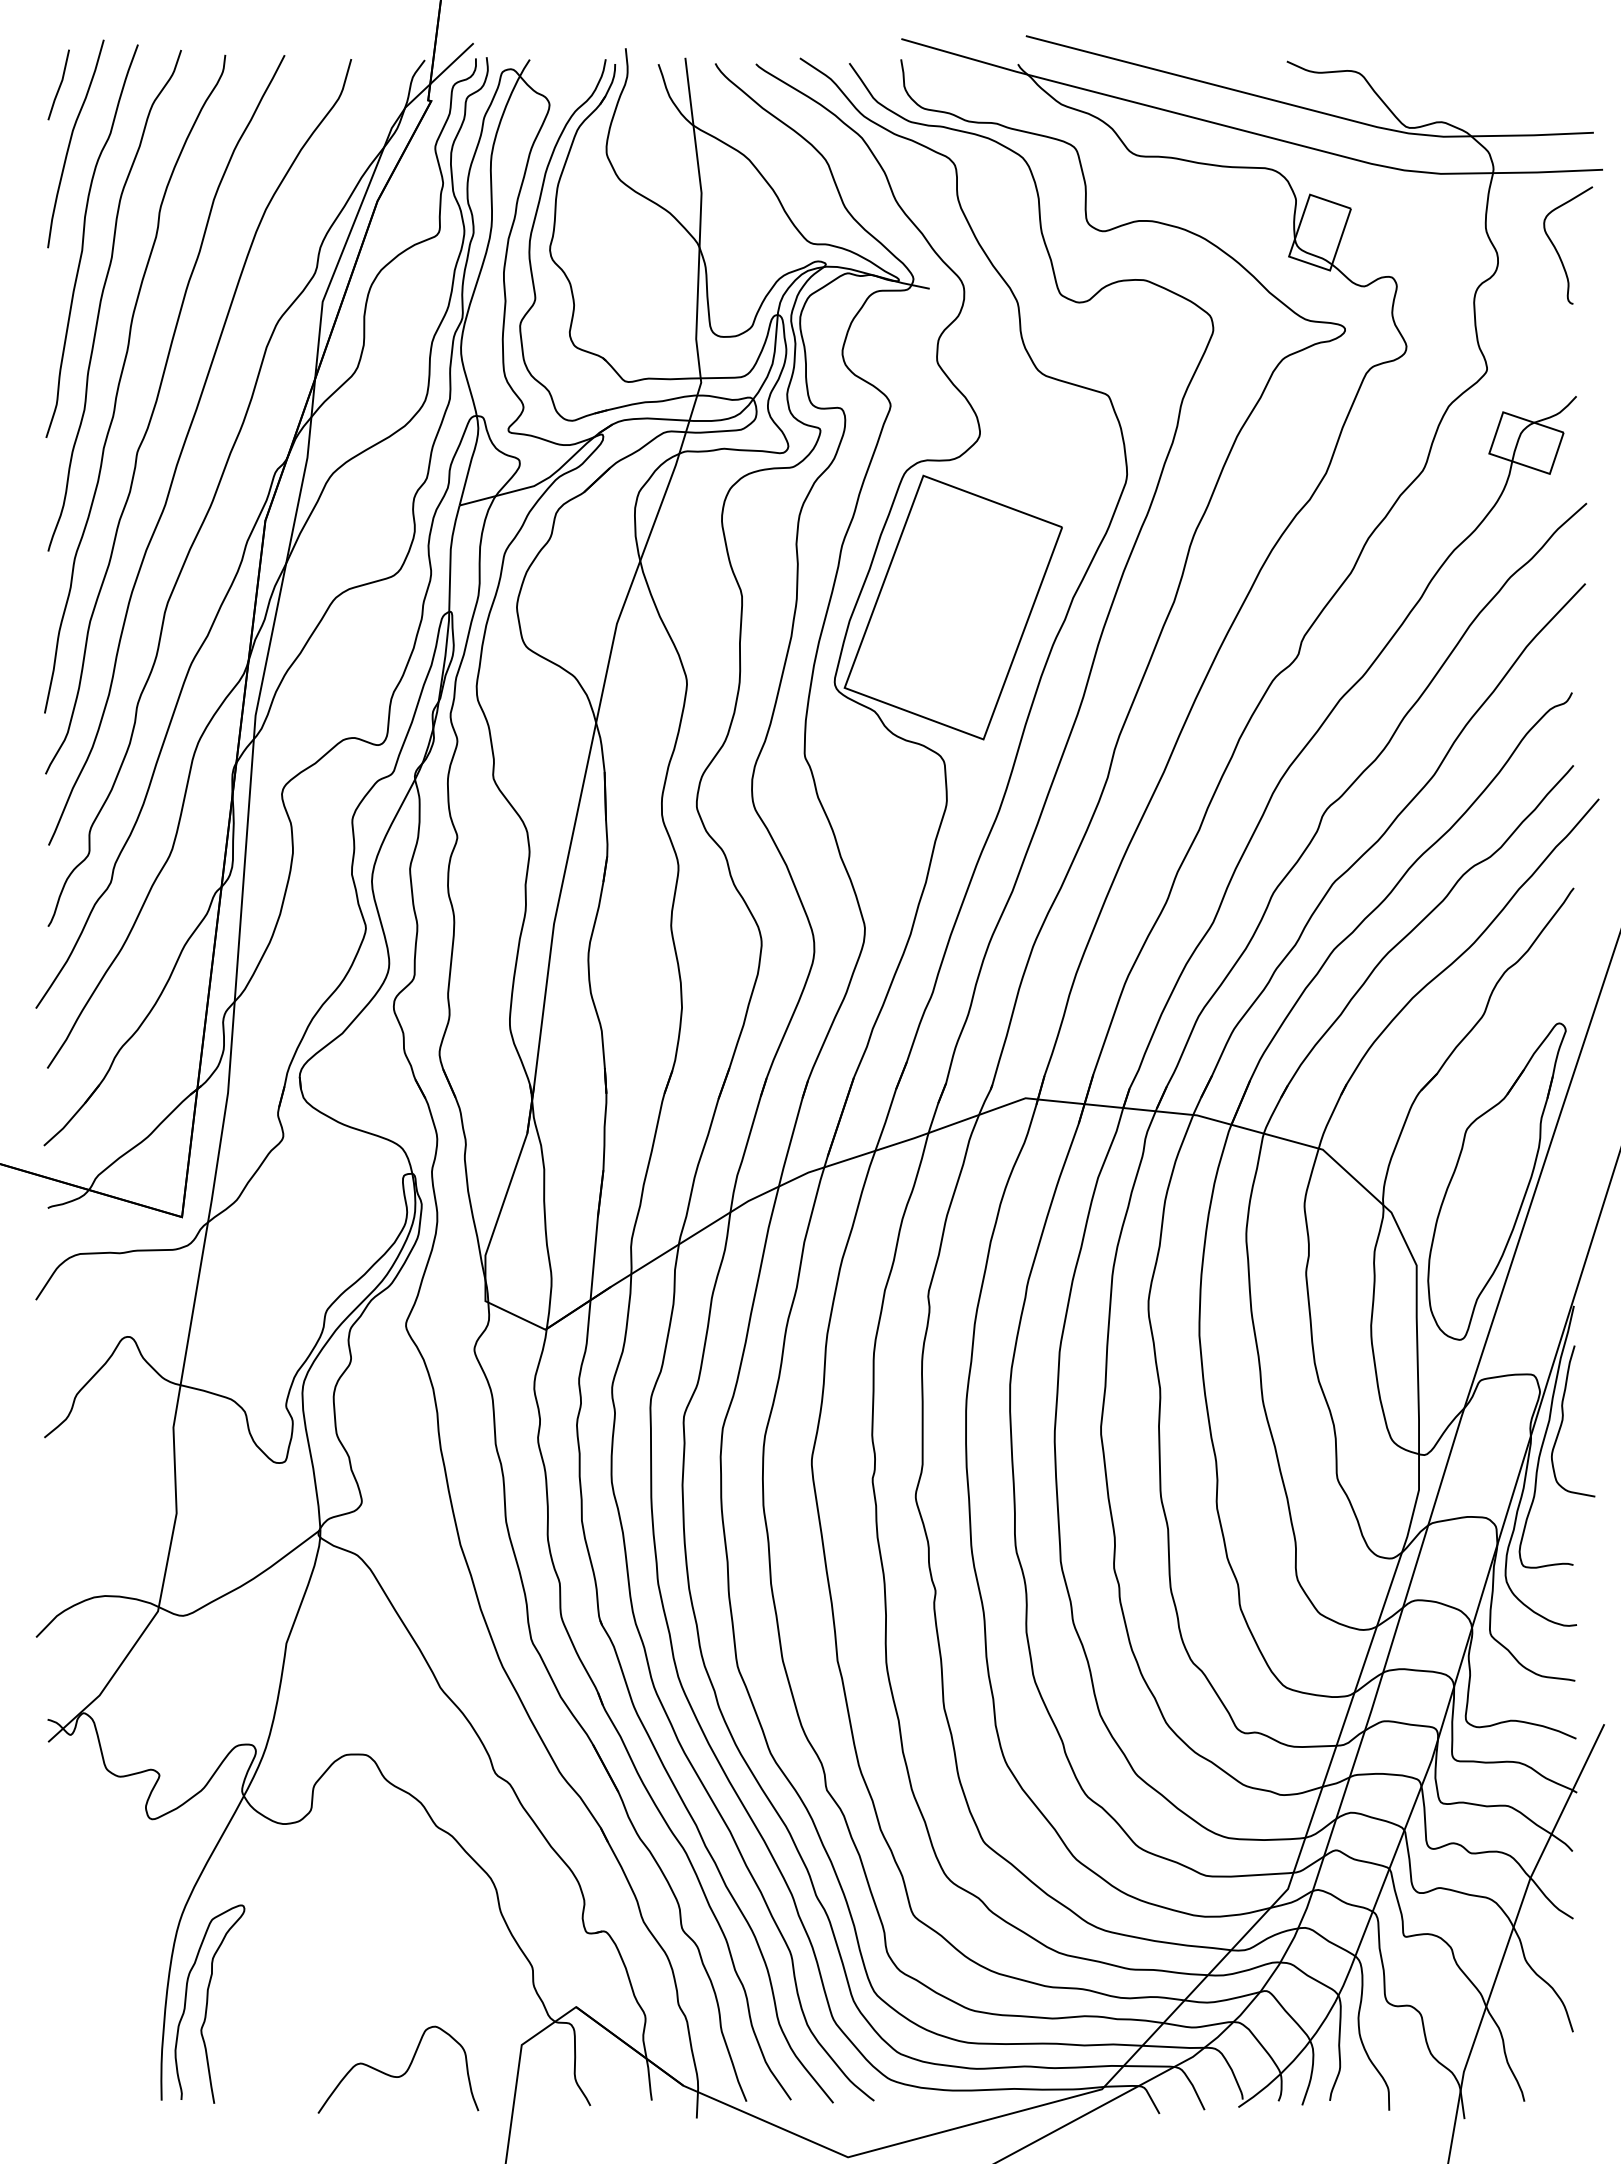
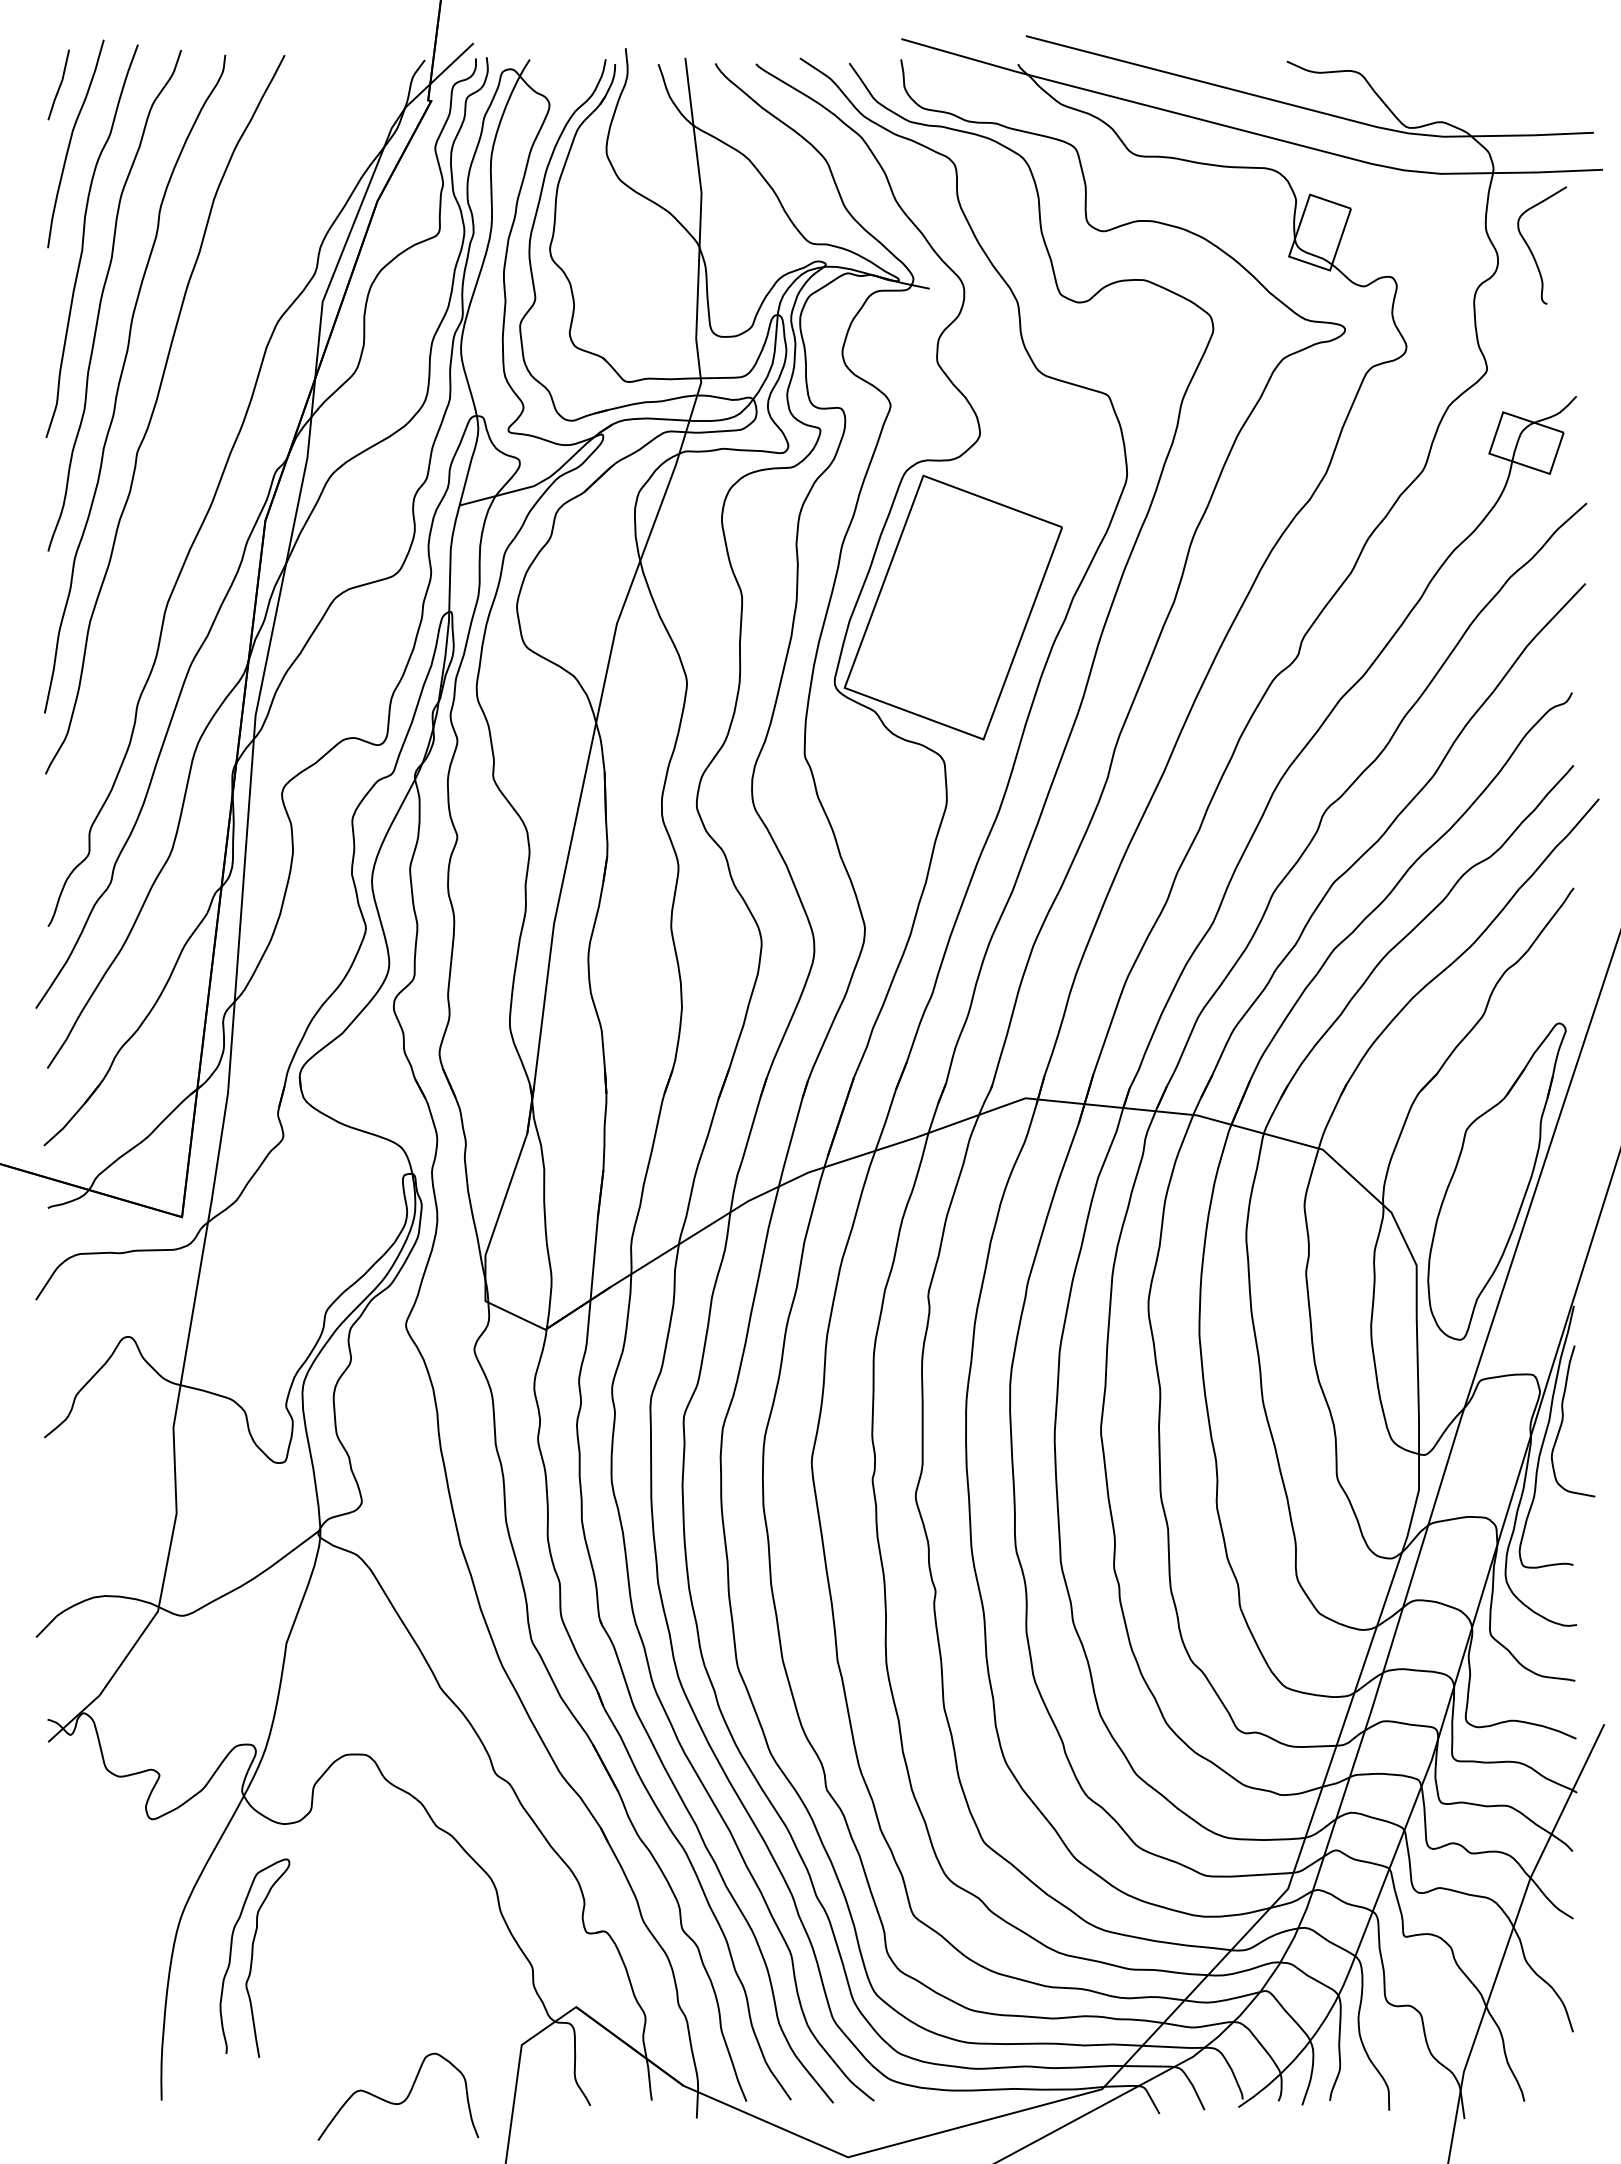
curve position: (1557, 250) -> (1531, 250) (1531, 250)
curve: present -> none (184, 446)
curve position: (207, 2003) -> (252, 1957) (252, 1957)
curve position: (401, 2074) -> (401, 2101) (401, 2101)
